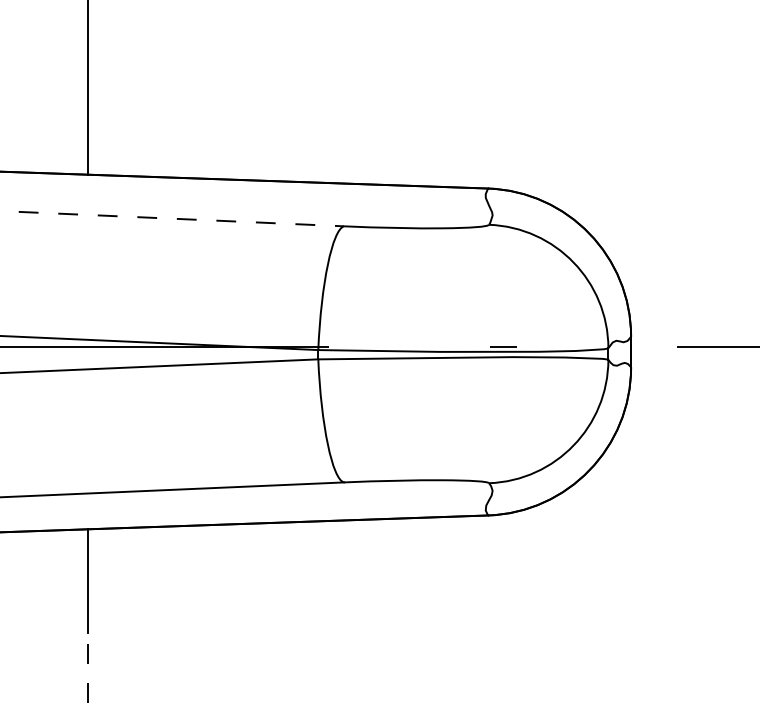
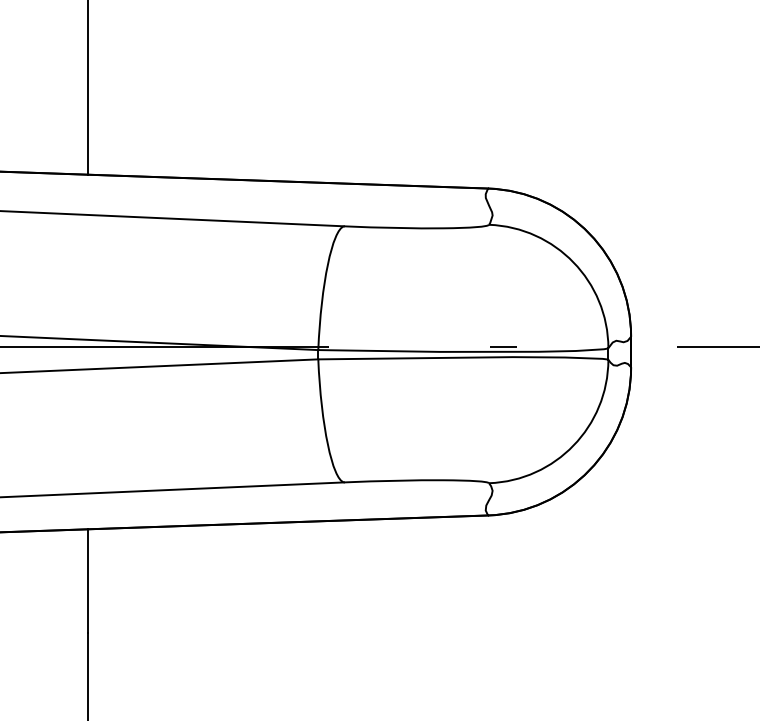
line: dashed -> solid (172, 218)
line: dashed -> solid (87, 677)
